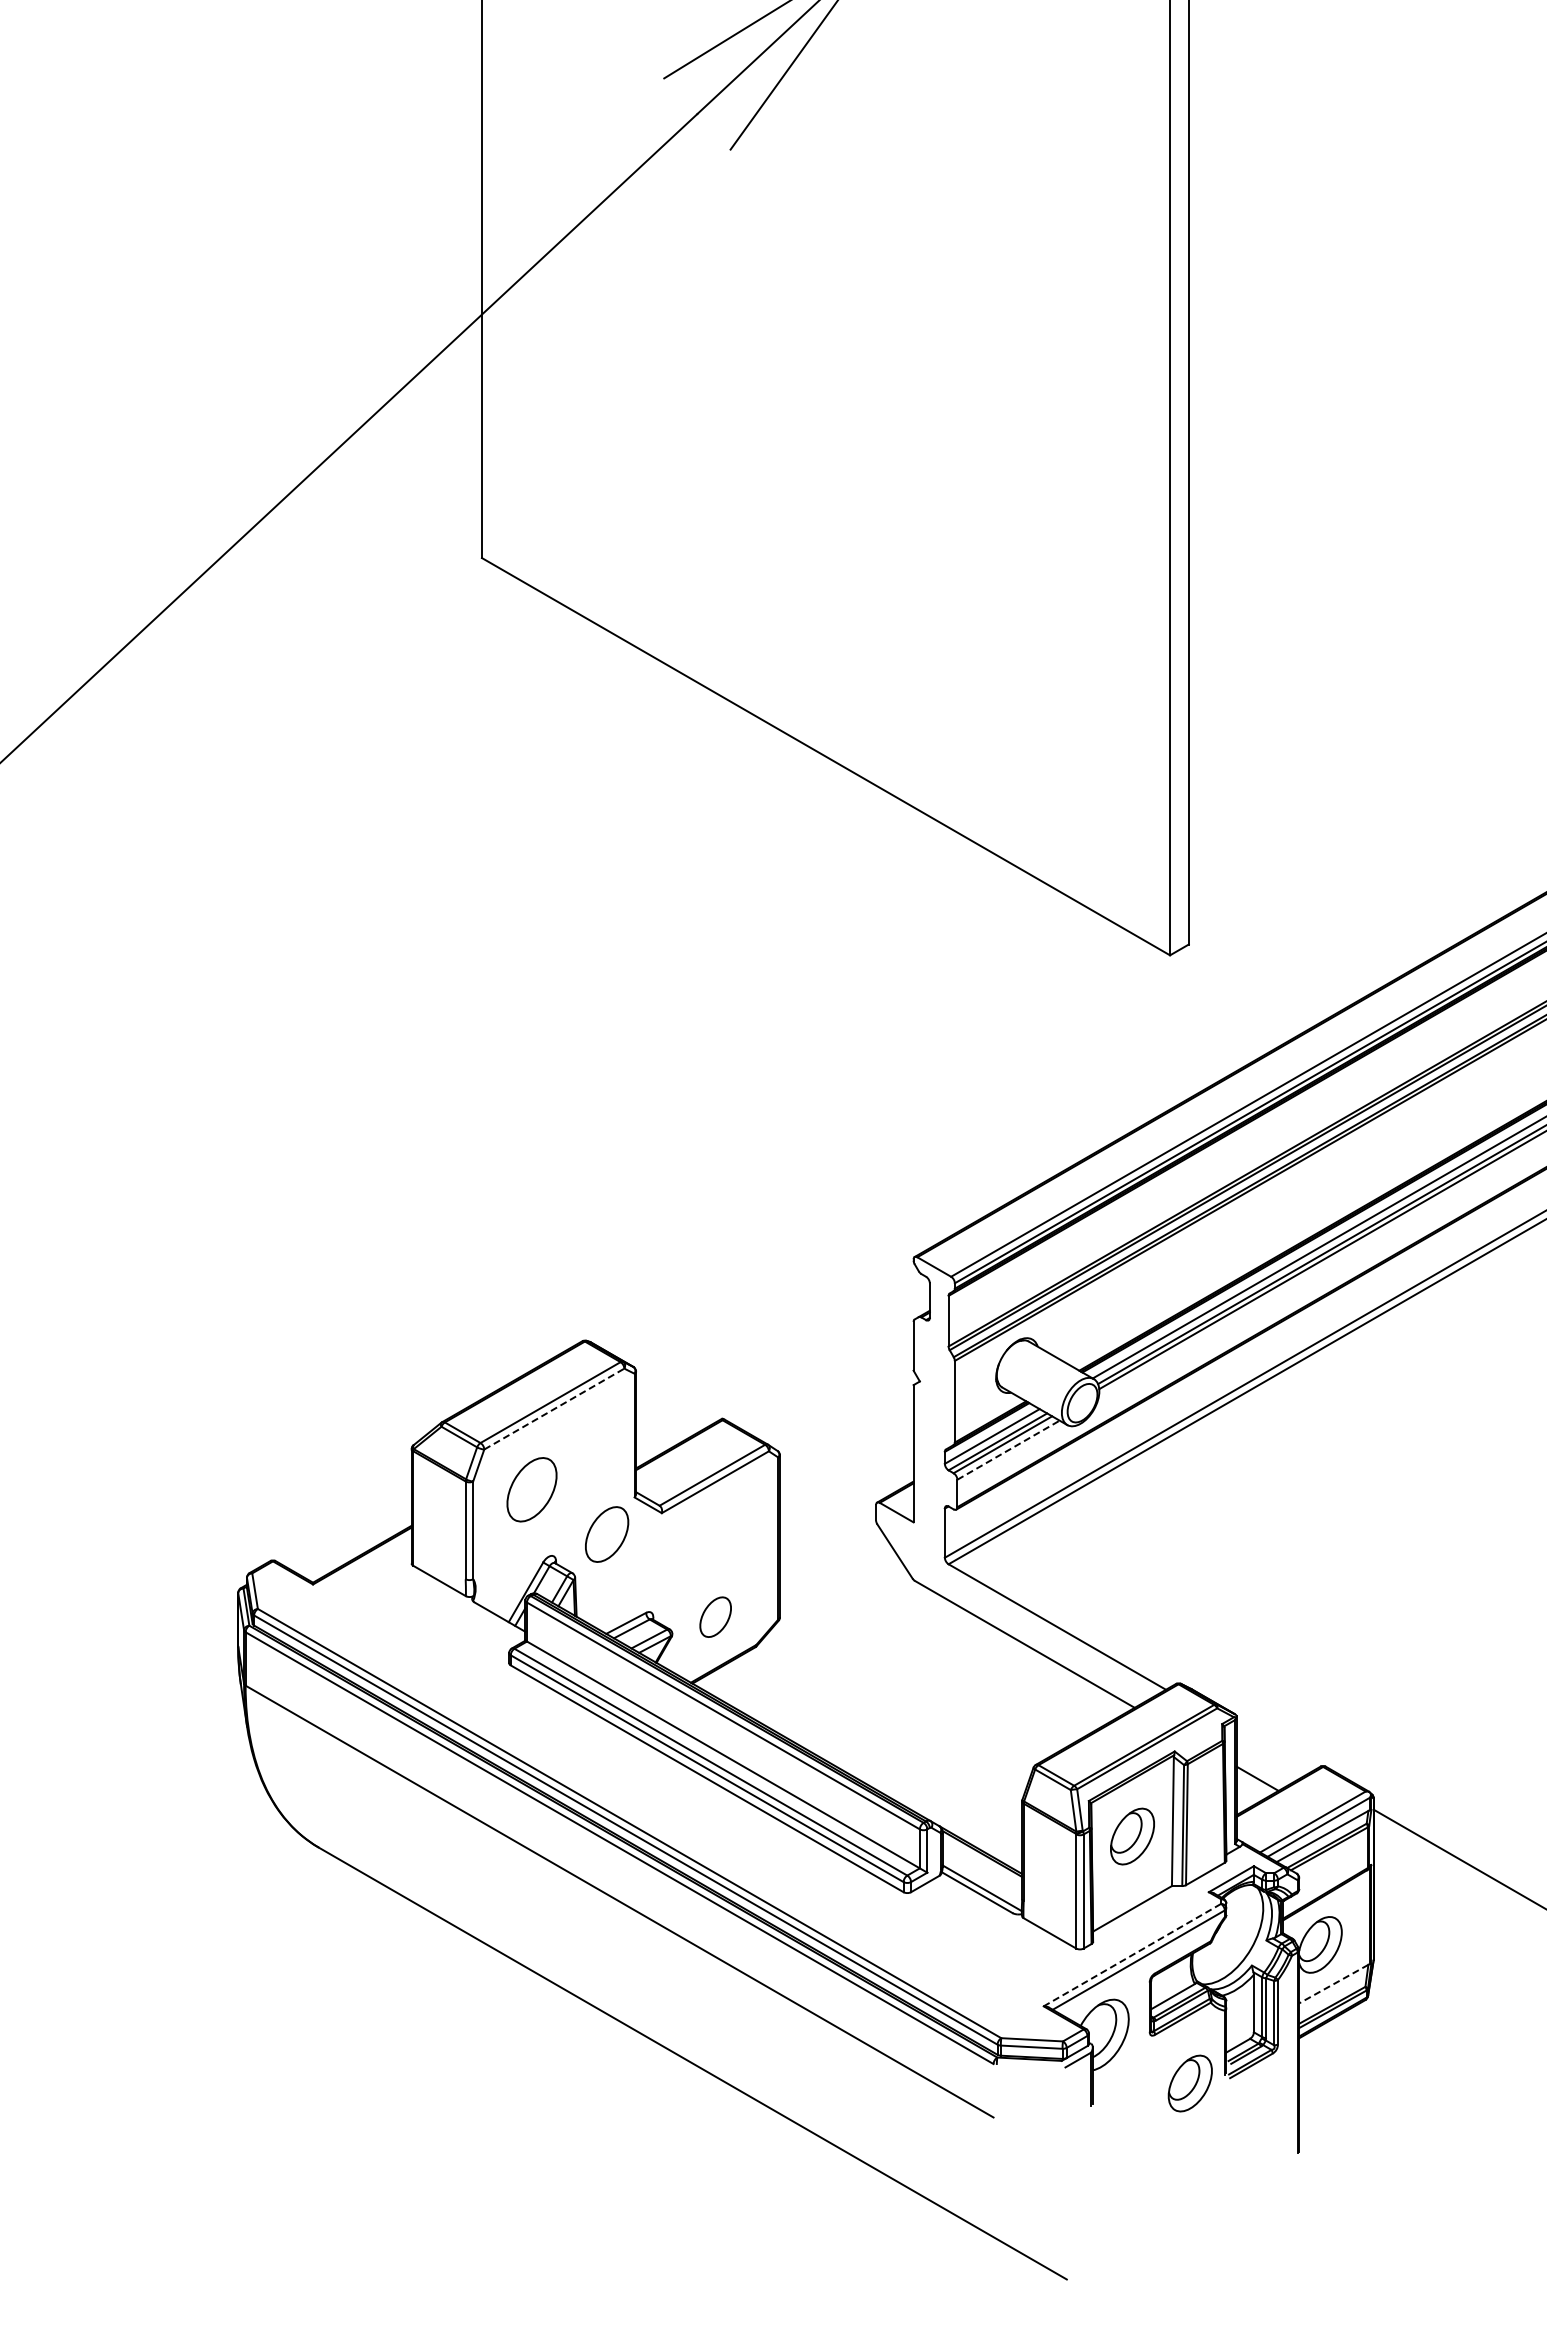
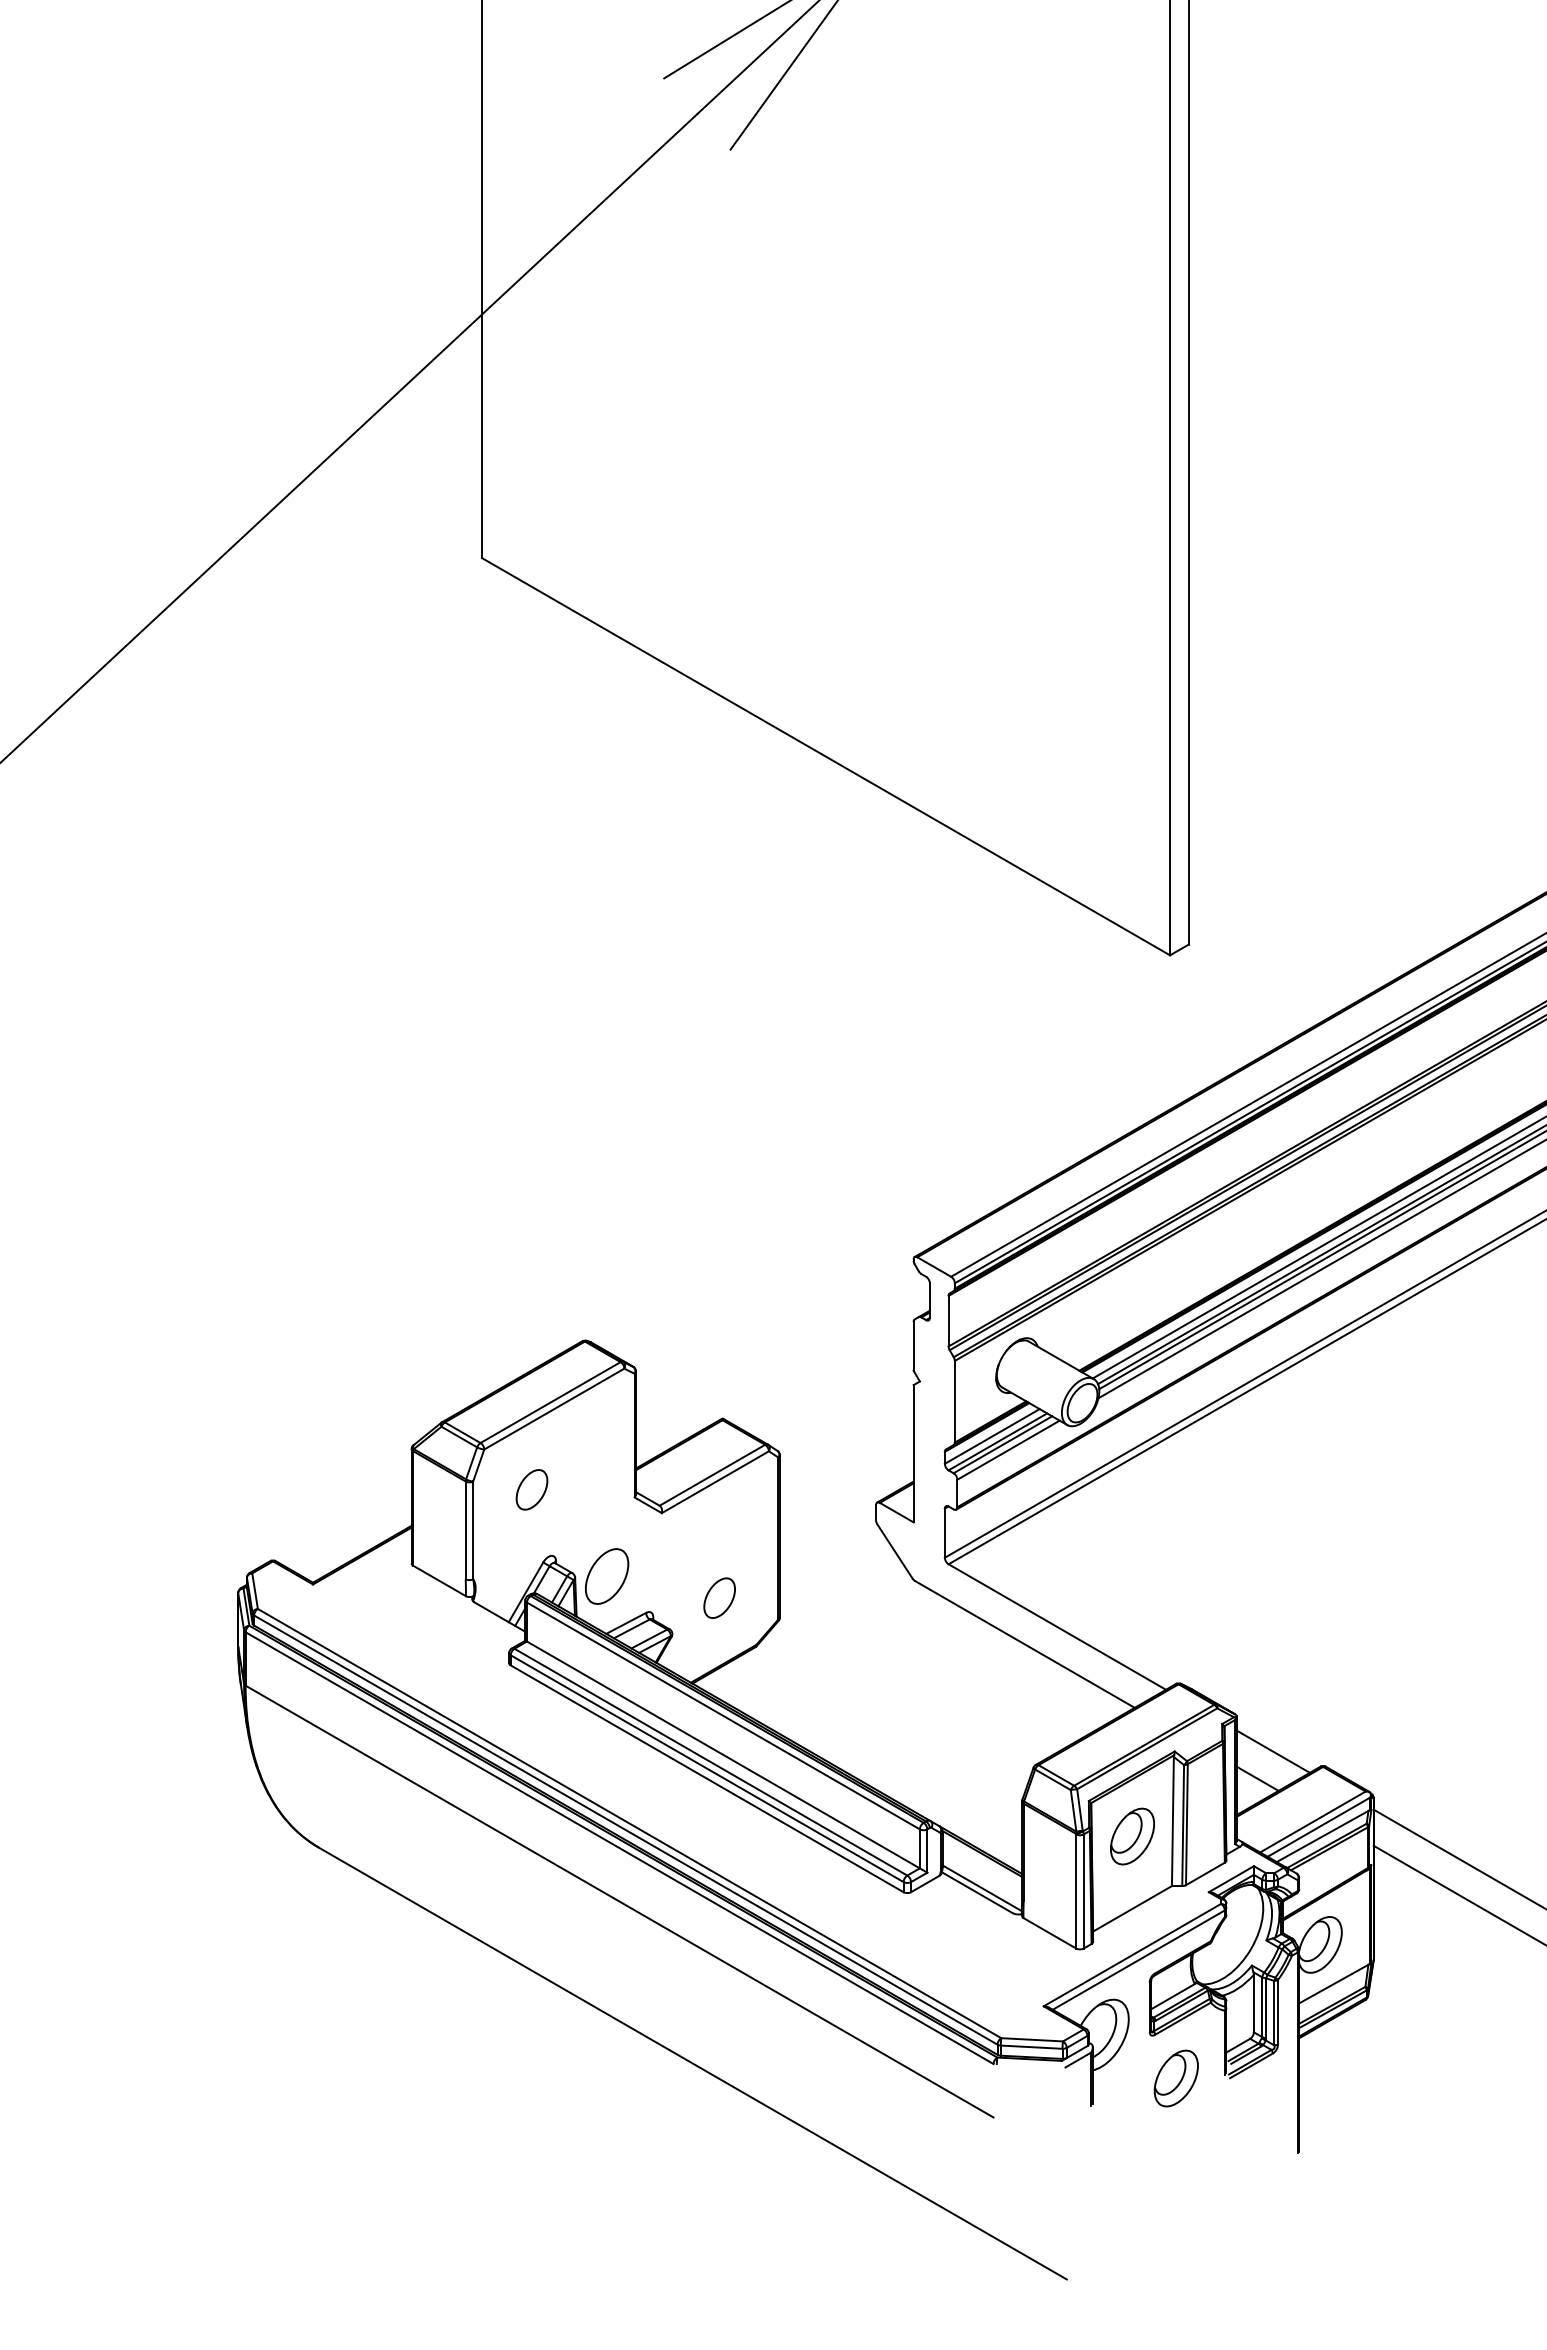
line: none -> present (1320, 1269)
line: dashed -> solid (554, 1409)
line: dashed -> solid (1008, 1449)
part size: 52x66 px -> 34x42 px (531, 1489)
part position: (607, 1534) -> (607, 1576) (607, 1576)
part position: (715, 1616) -> (719, 1597) (719, 1597)
line: none -> present (1272, 1751)
line: none -> present (1458, 1894)
line: dashed -> solid (1131, 1955)
line: dashed -> solid (1333, 1984)
part position: (1189, 2083) -> (1175, 2078) (1175, 2078)
